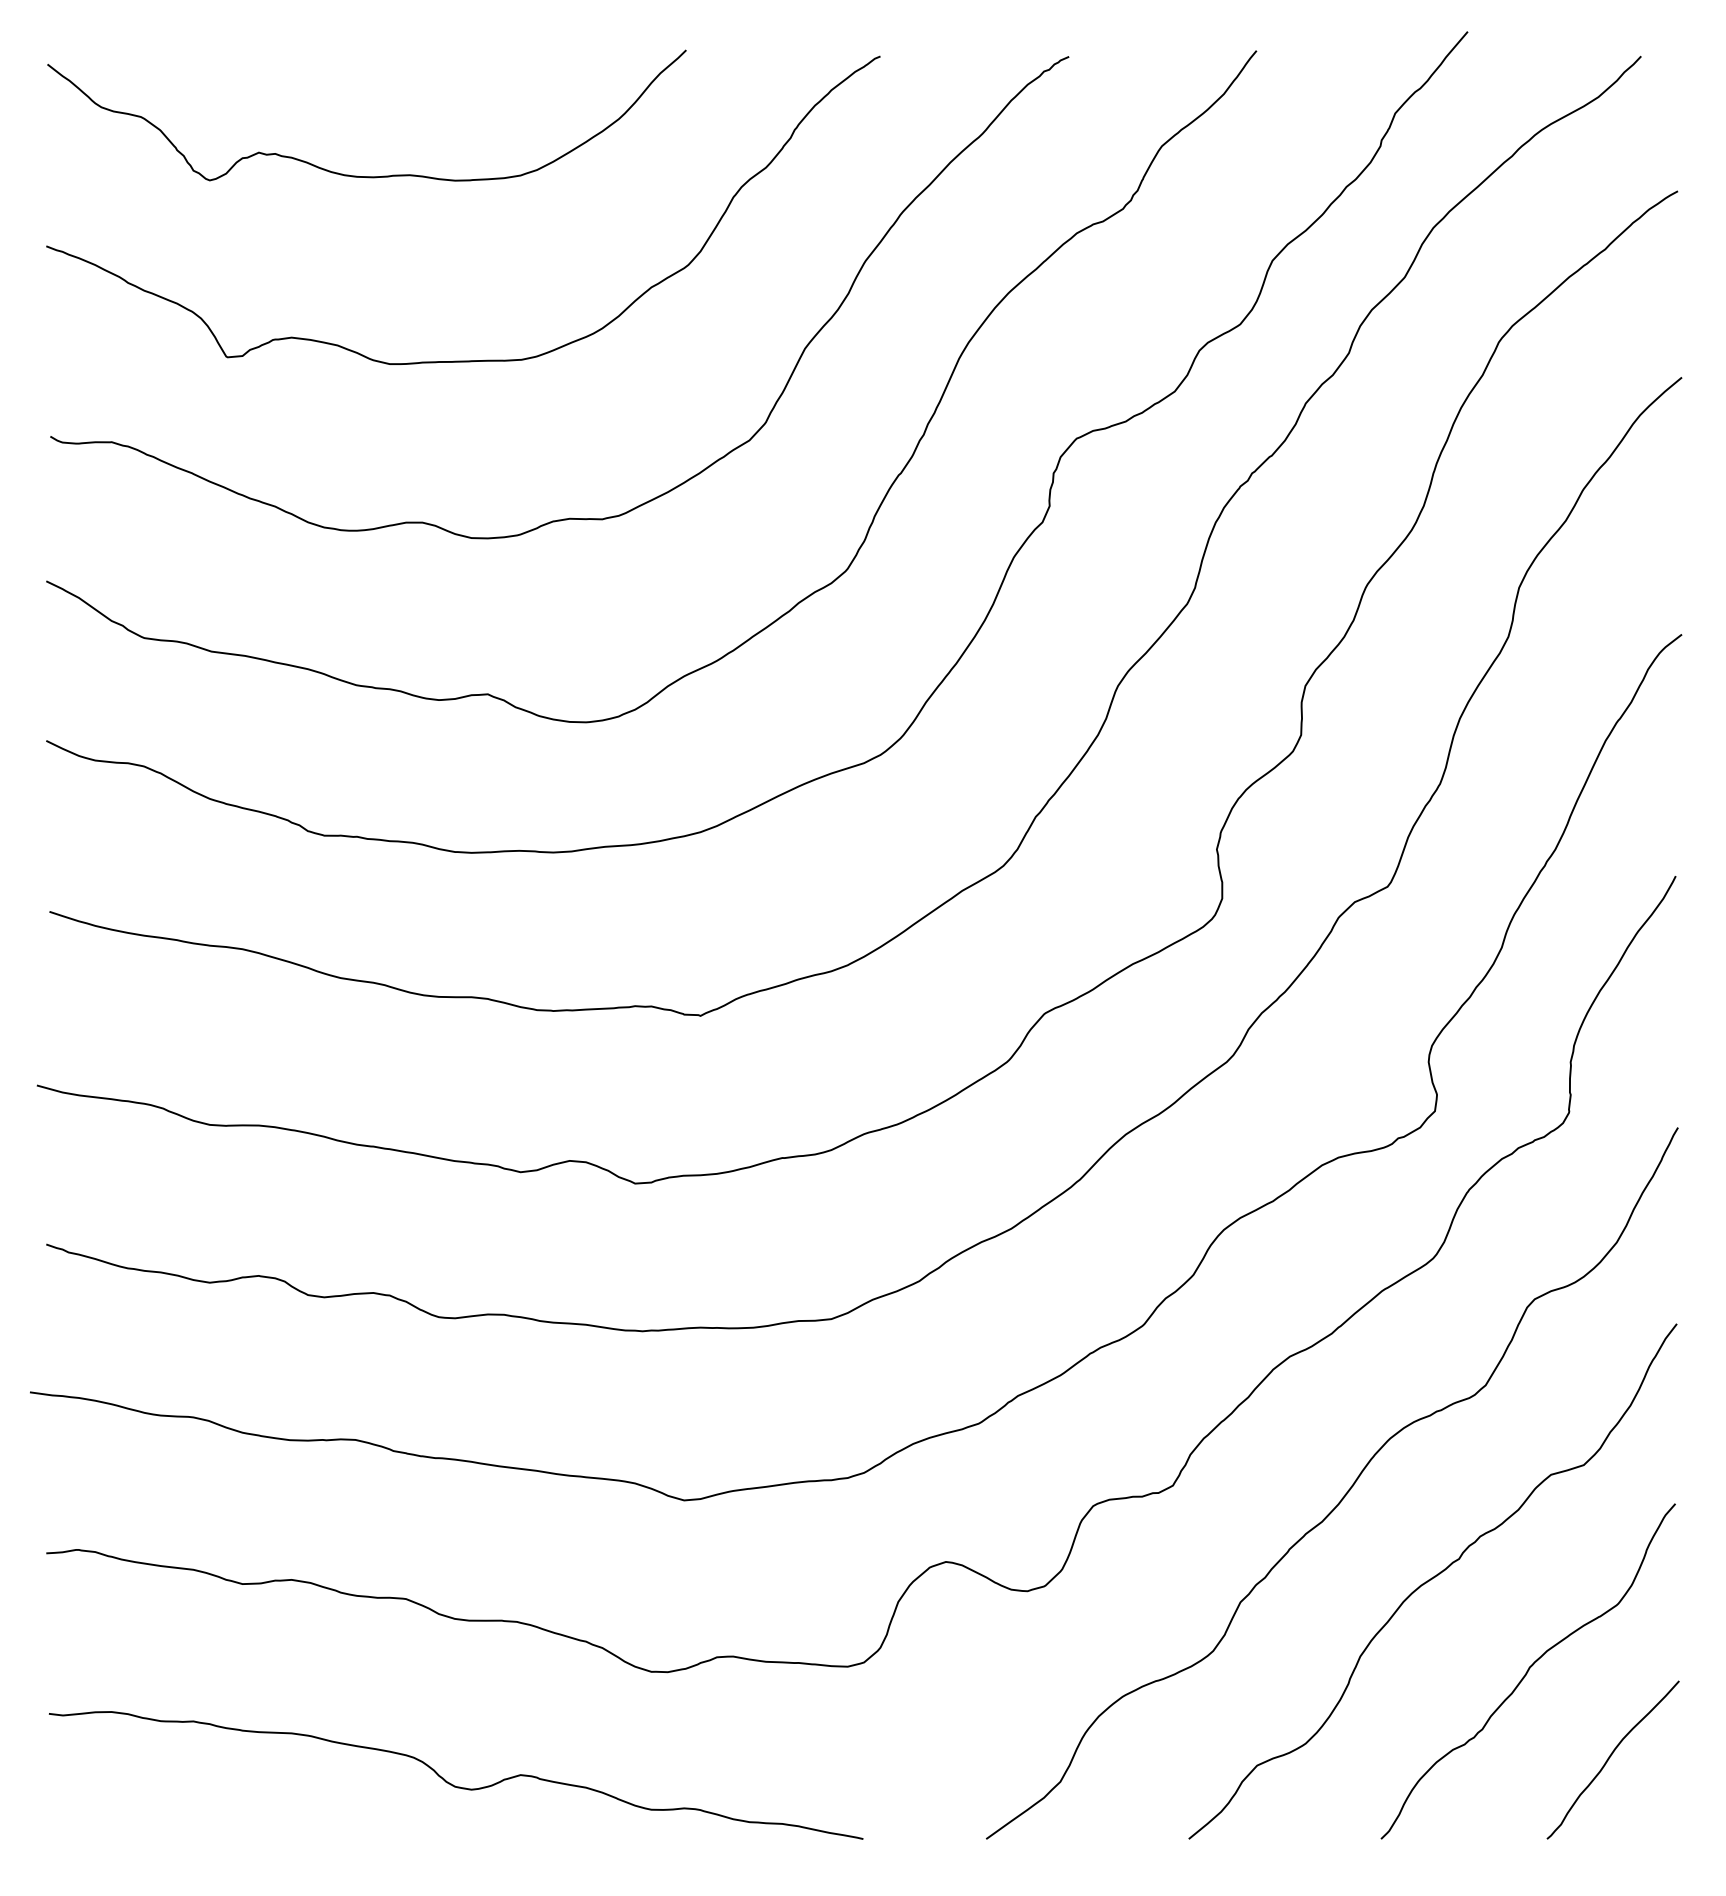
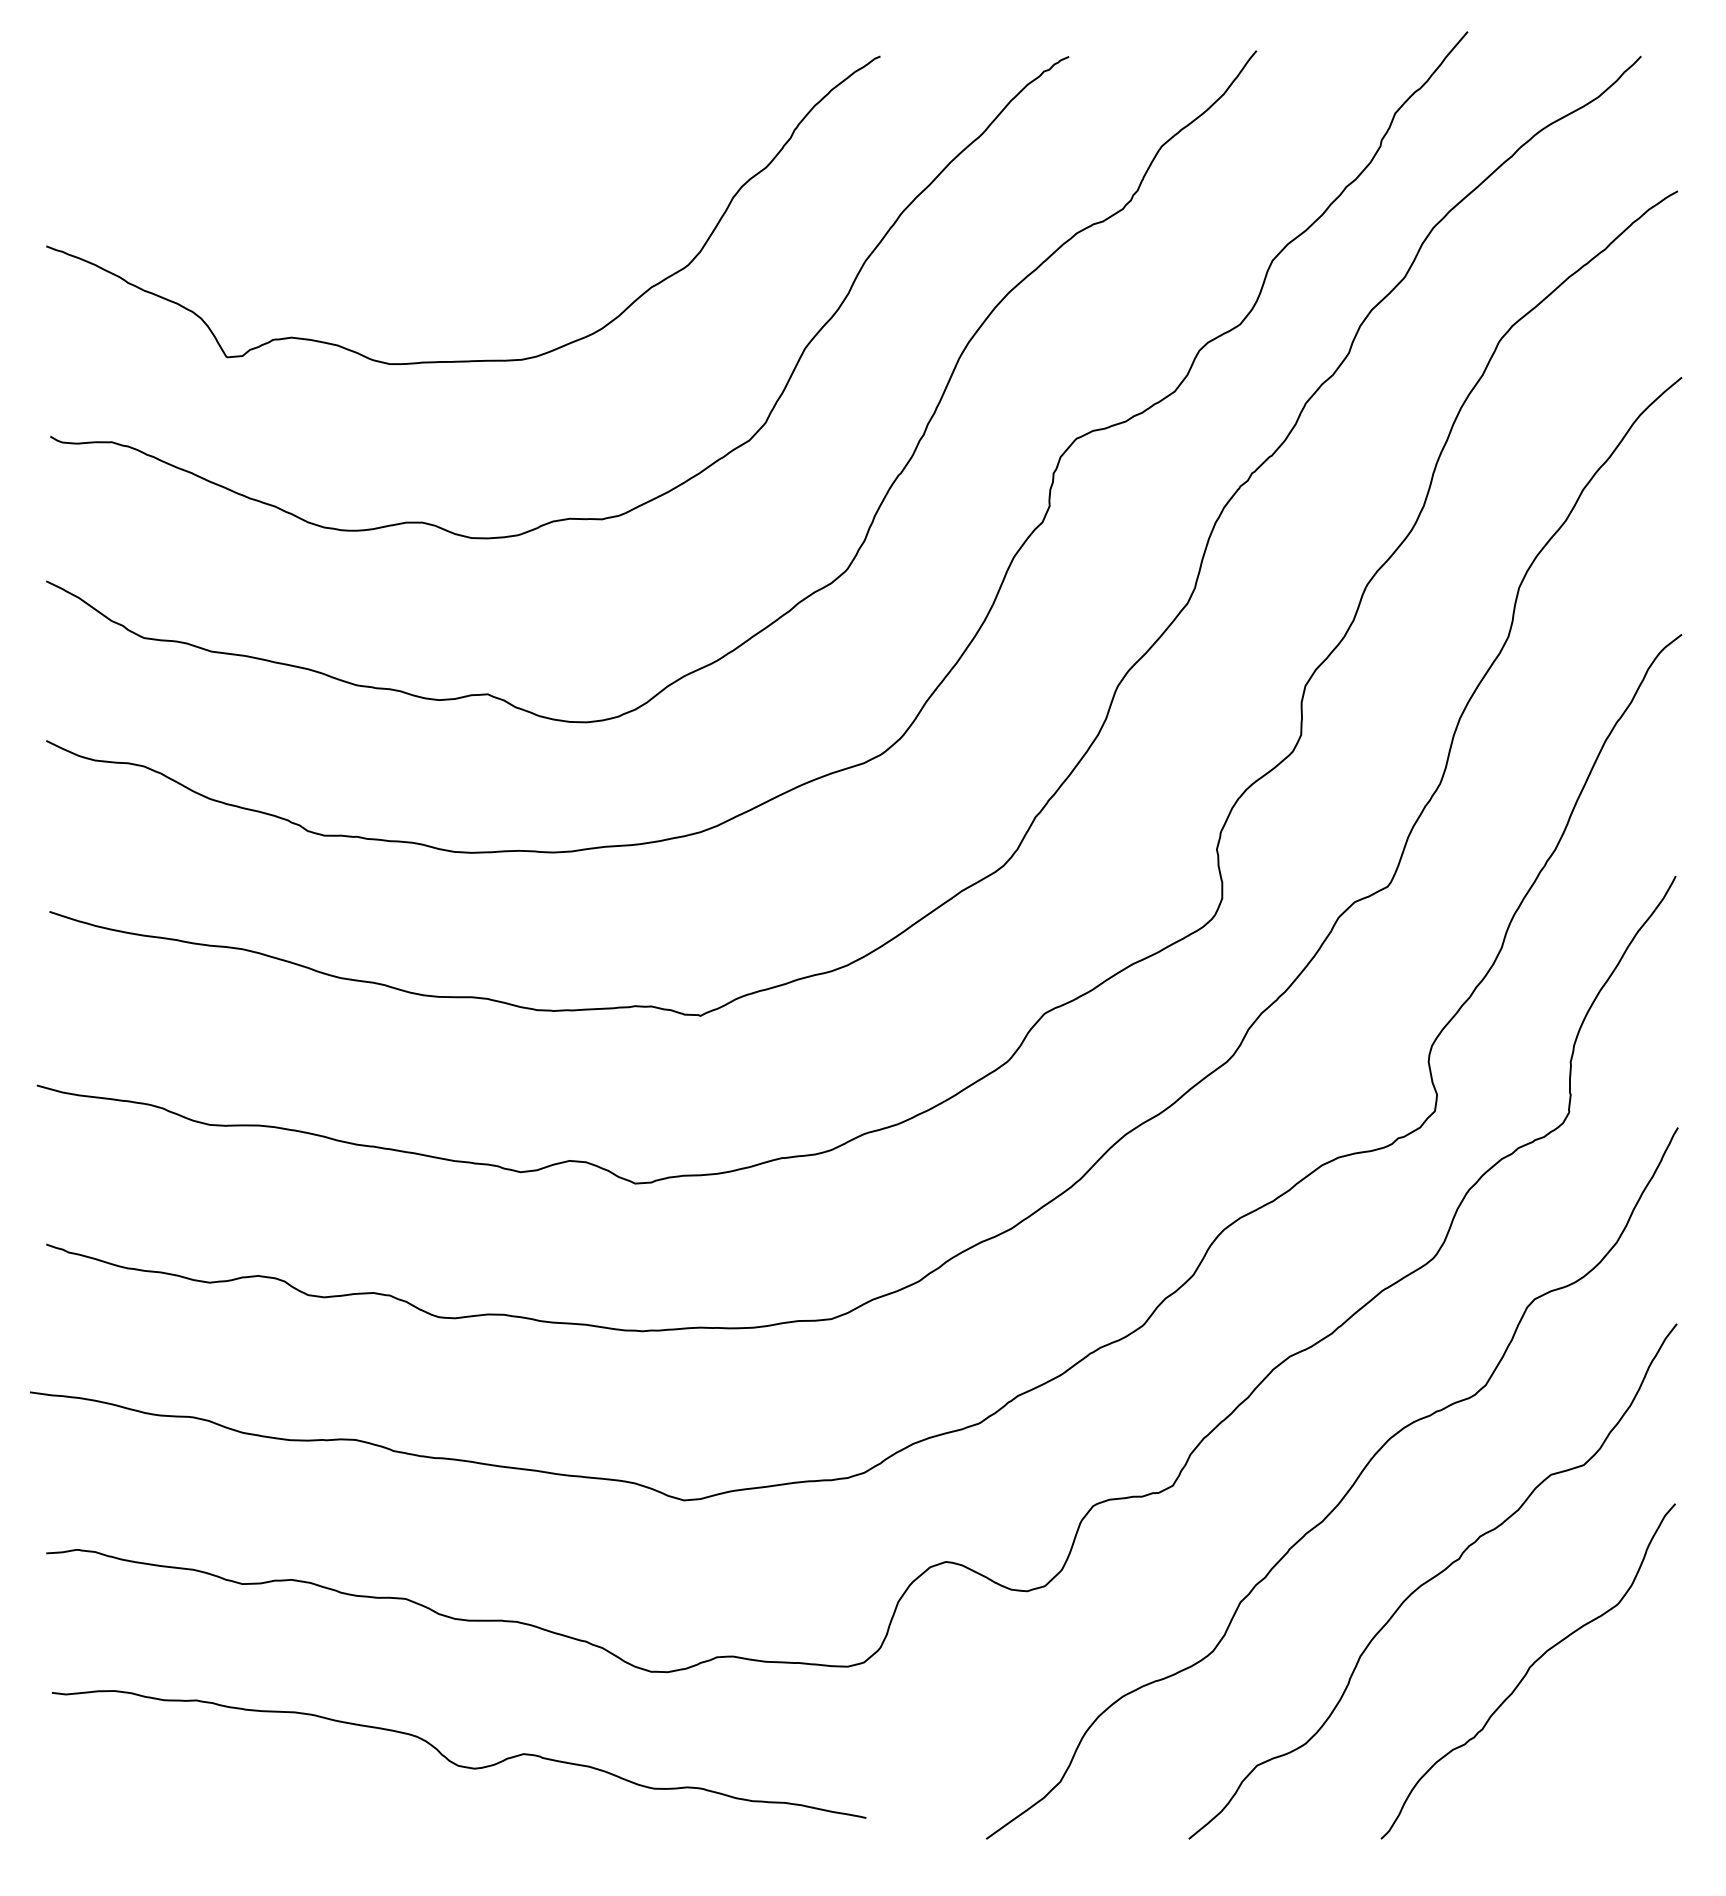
curve: present -> none (356, 175)
curve: present -> none (1610, 1757)
curve position: (451, 1783) -> (454, 1762) (454, 1762)
